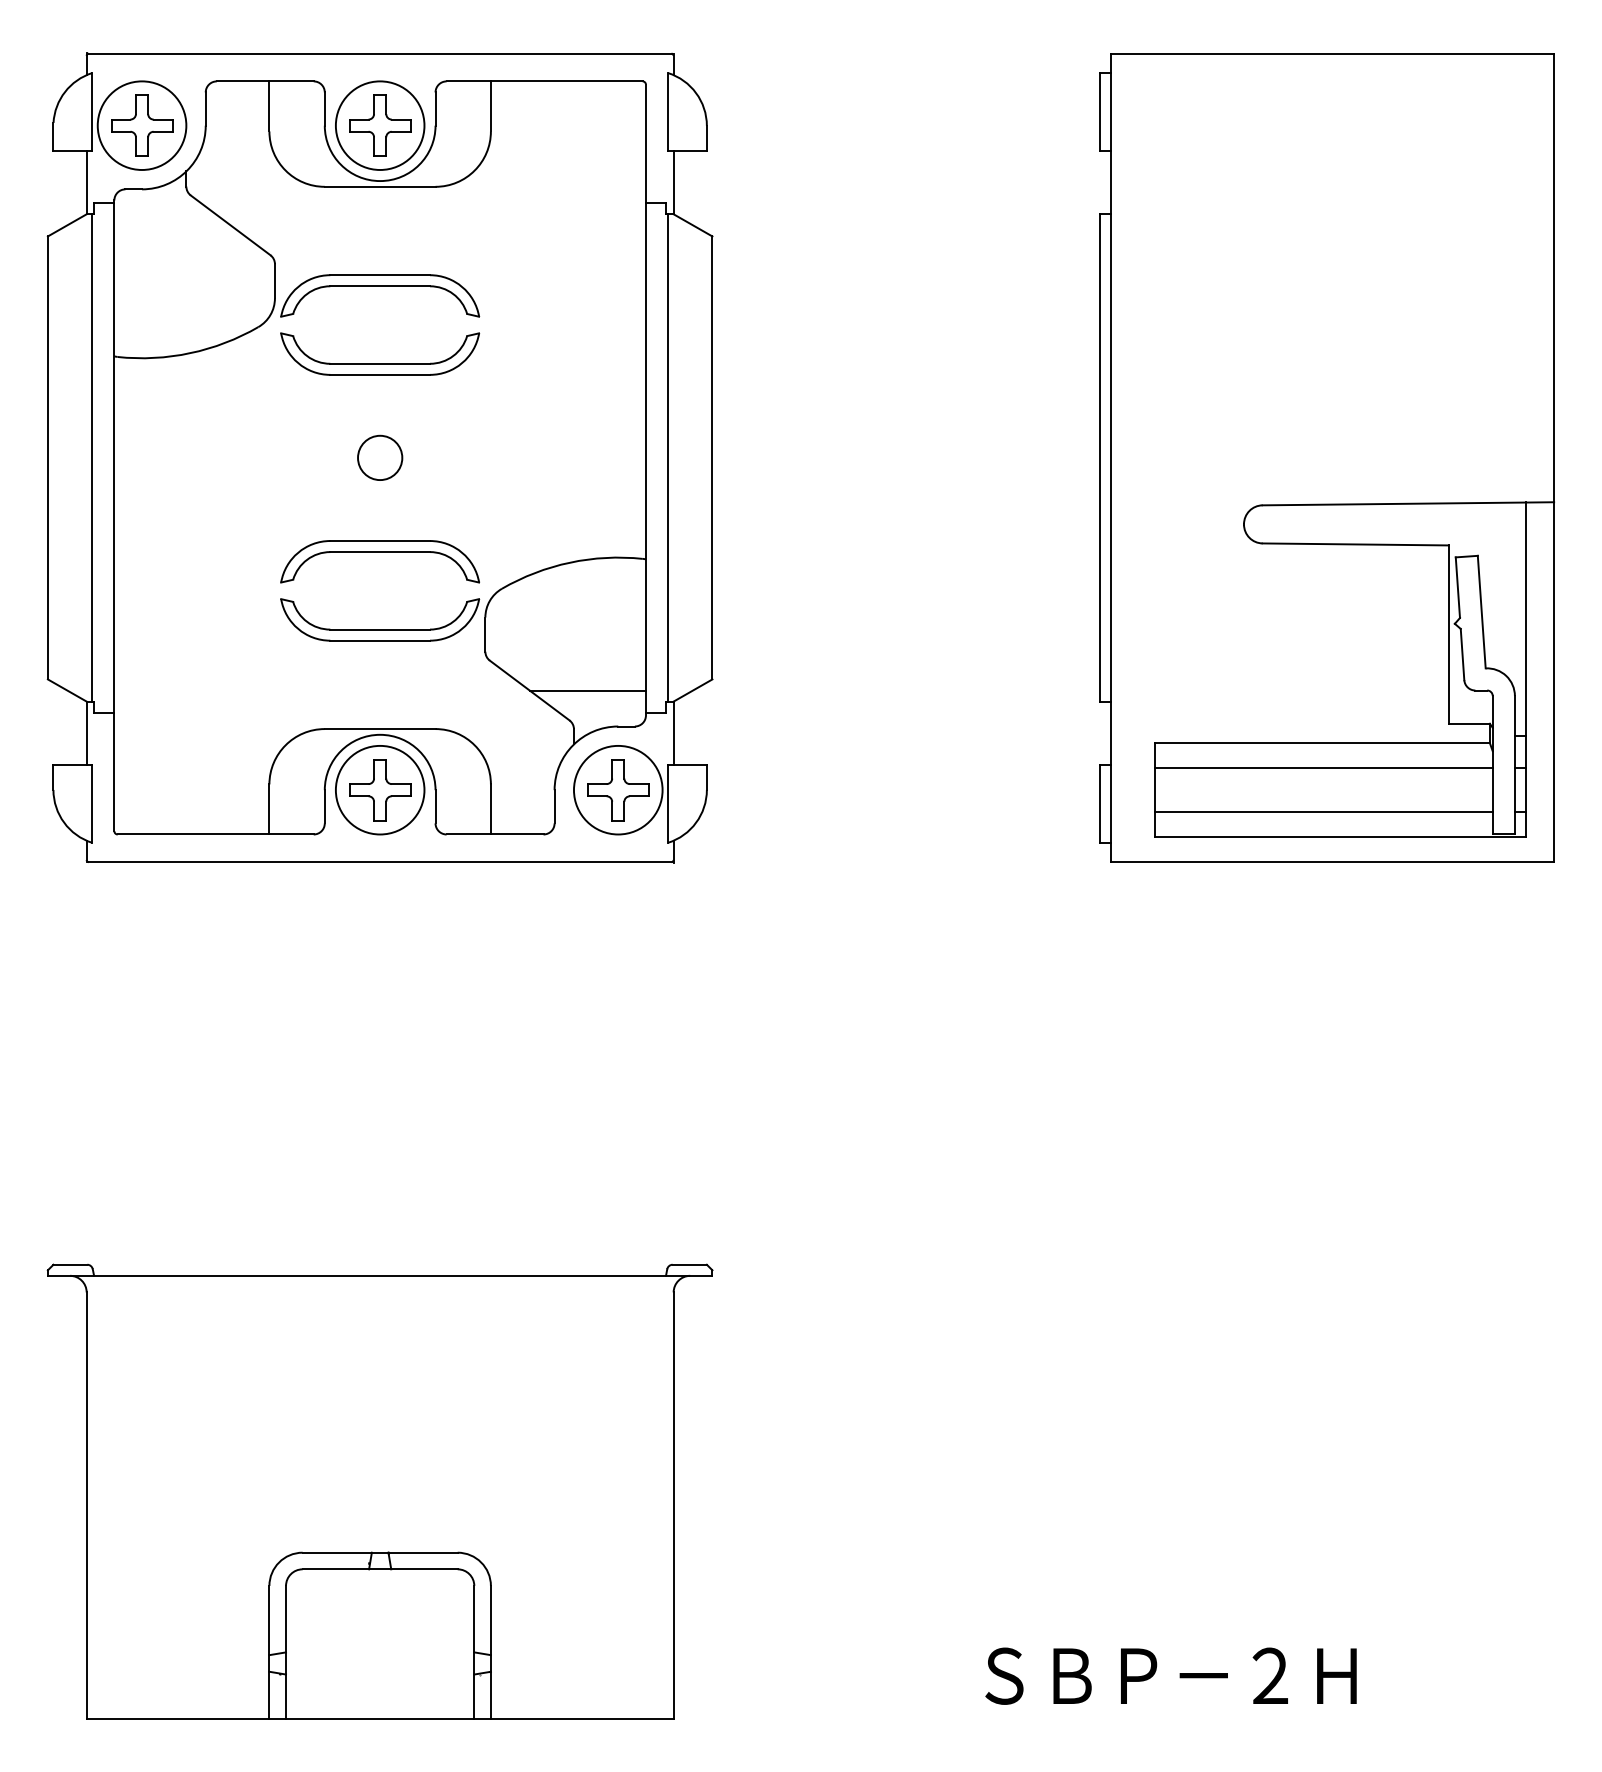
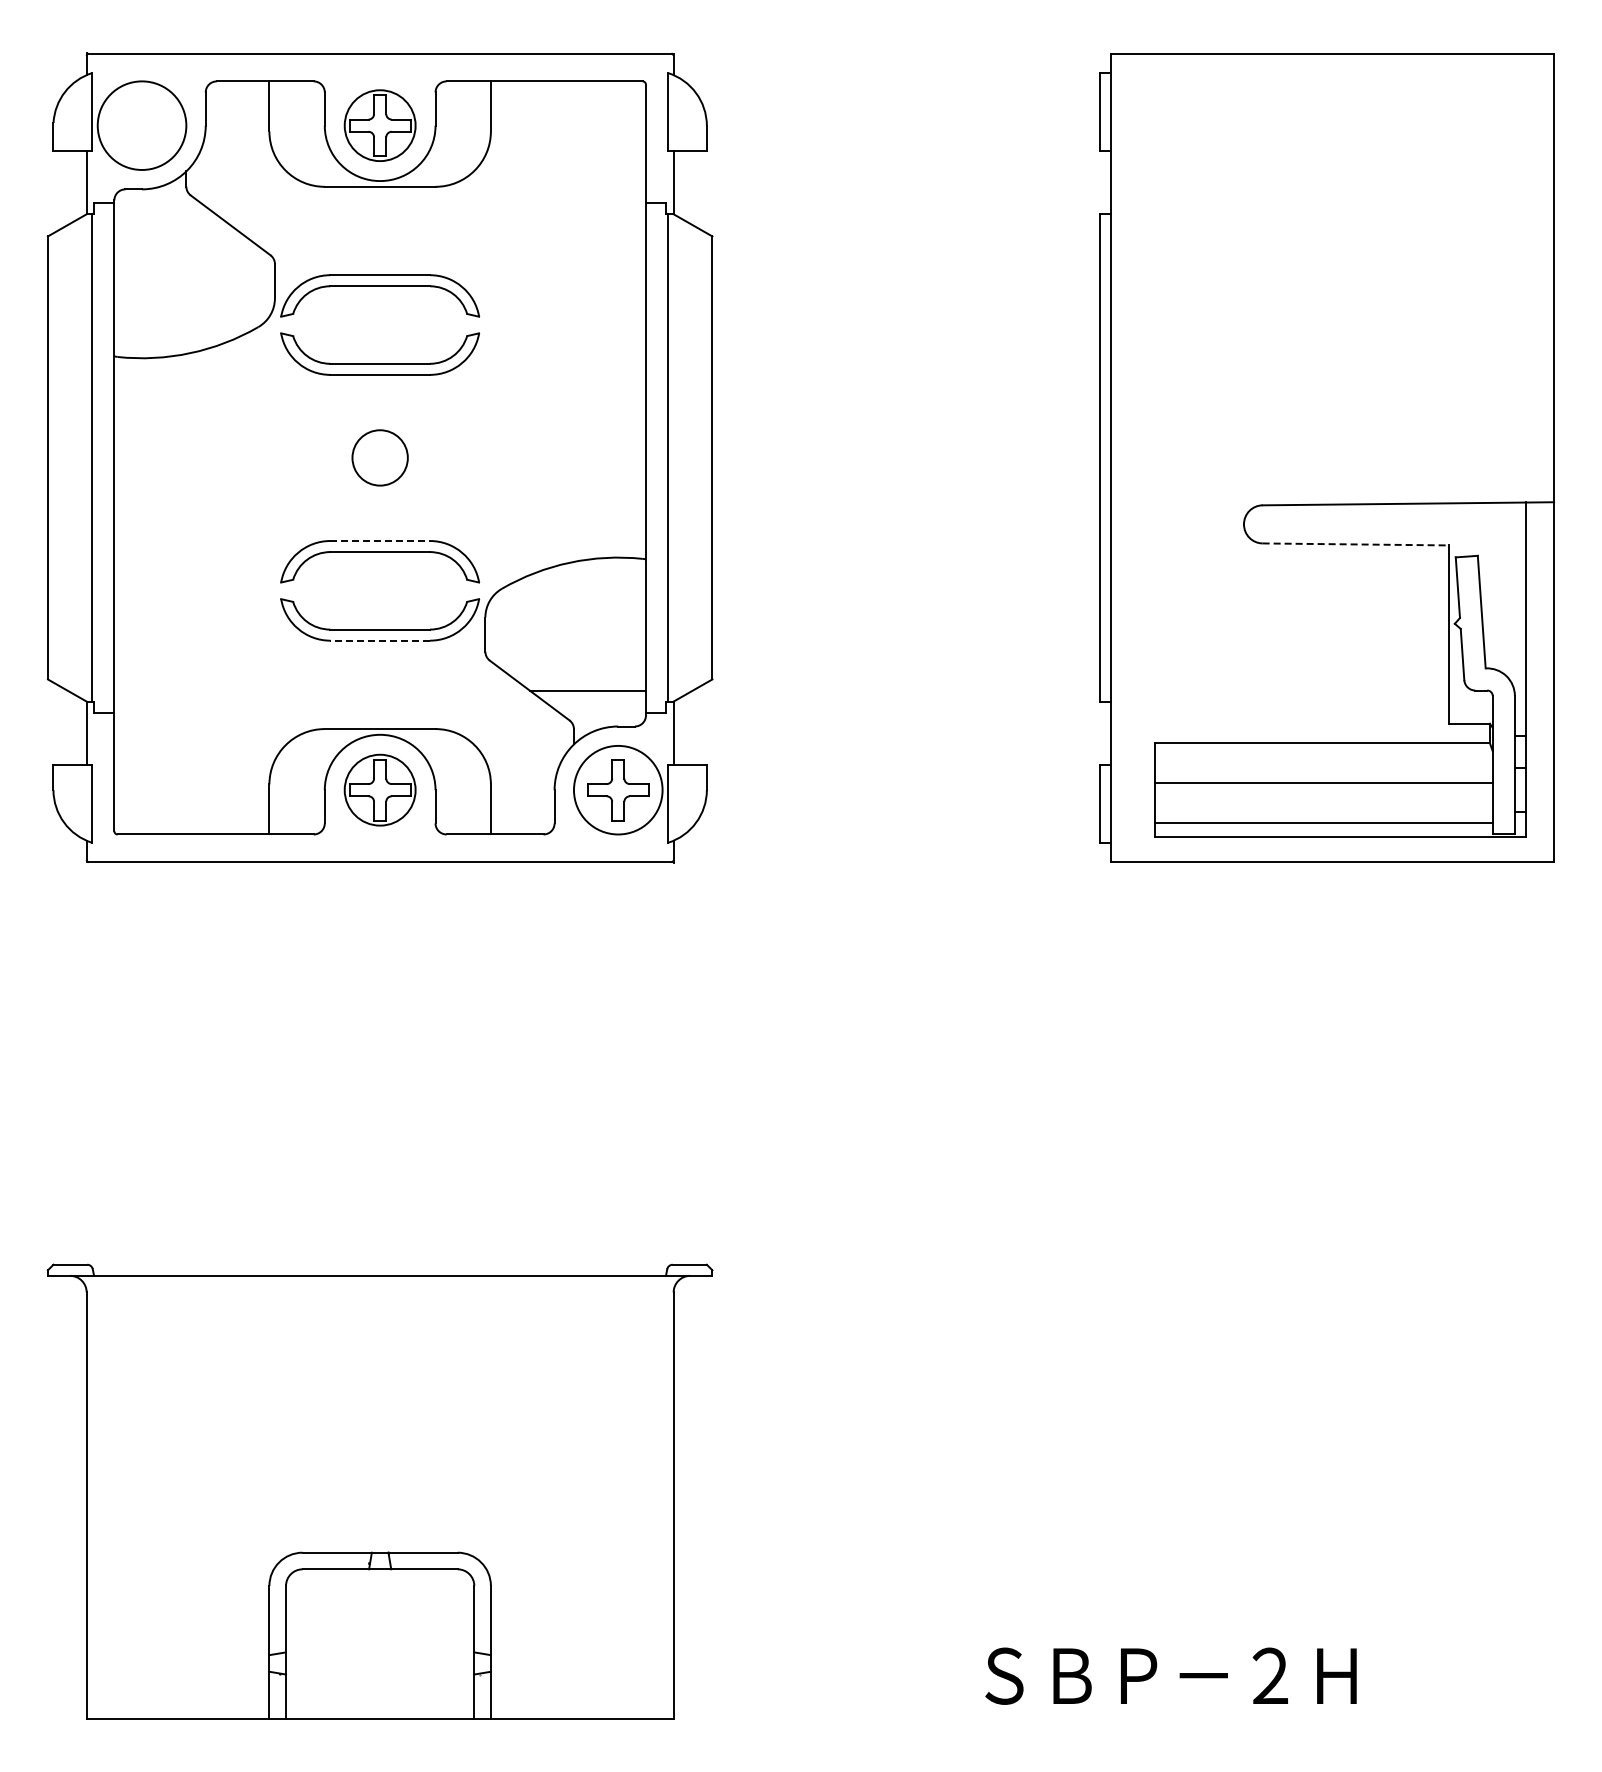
part: present -> none (142, 125)
circle diameter: 89 px -> 71 px (379, 125)
circle diameter: 44 px -> 55 px (379, 457)
line: solid -> dashed (380, 541)
line: solid -> dashed (1356, 544)
line: solid -> dashed (380, 640)
line position: (1323, 768) -> (1323, 783) (1323, 783)
circle diameter: 89 px -> 71 px (379, 789)
line position: (1323, 812) -> (1323, 823) (1323, 823)
